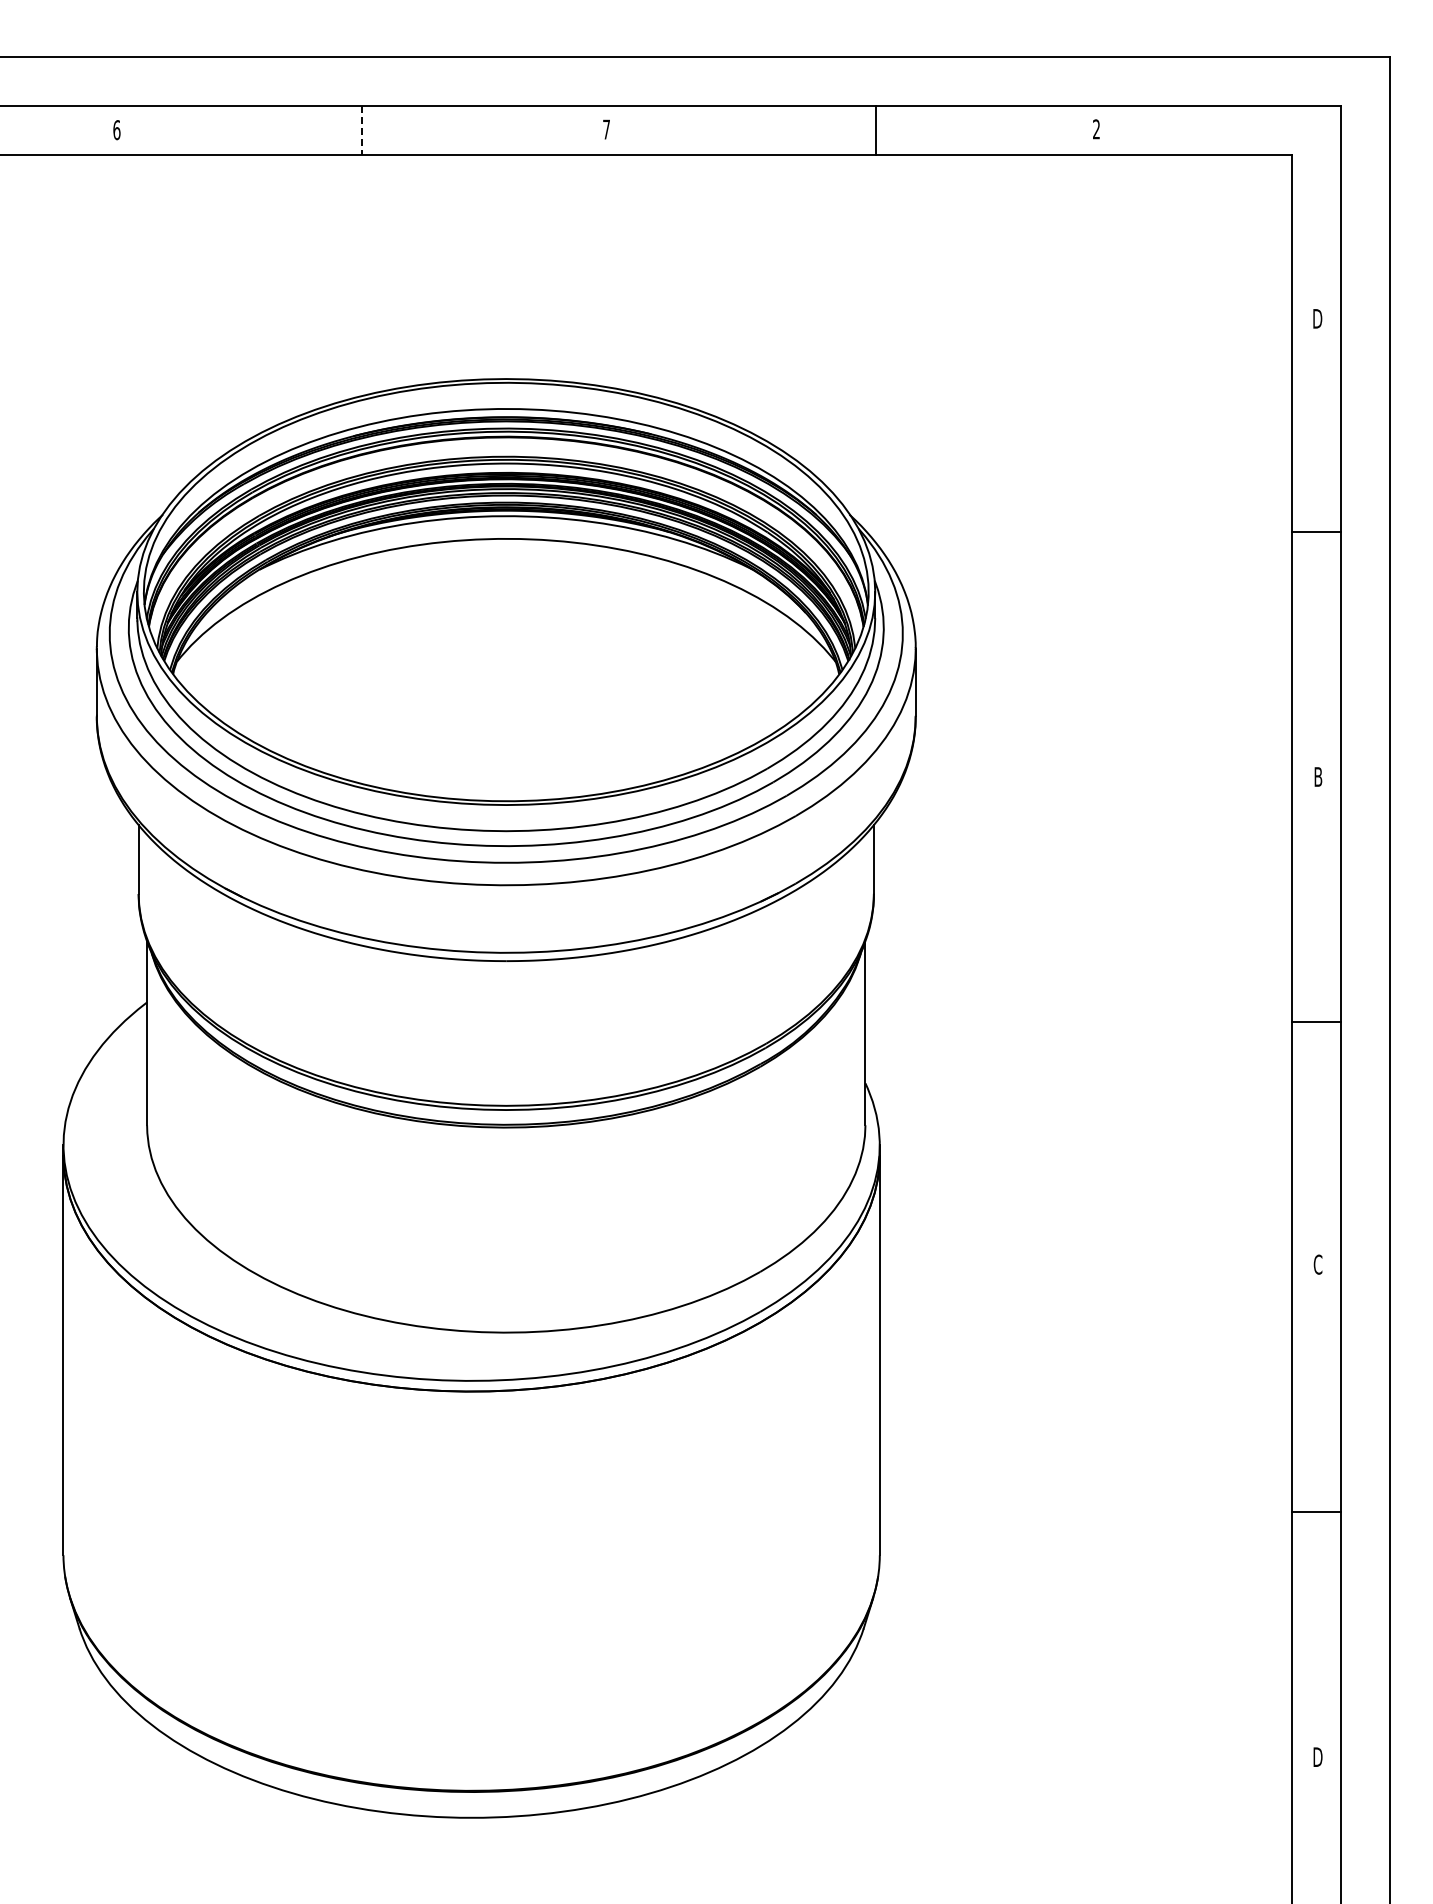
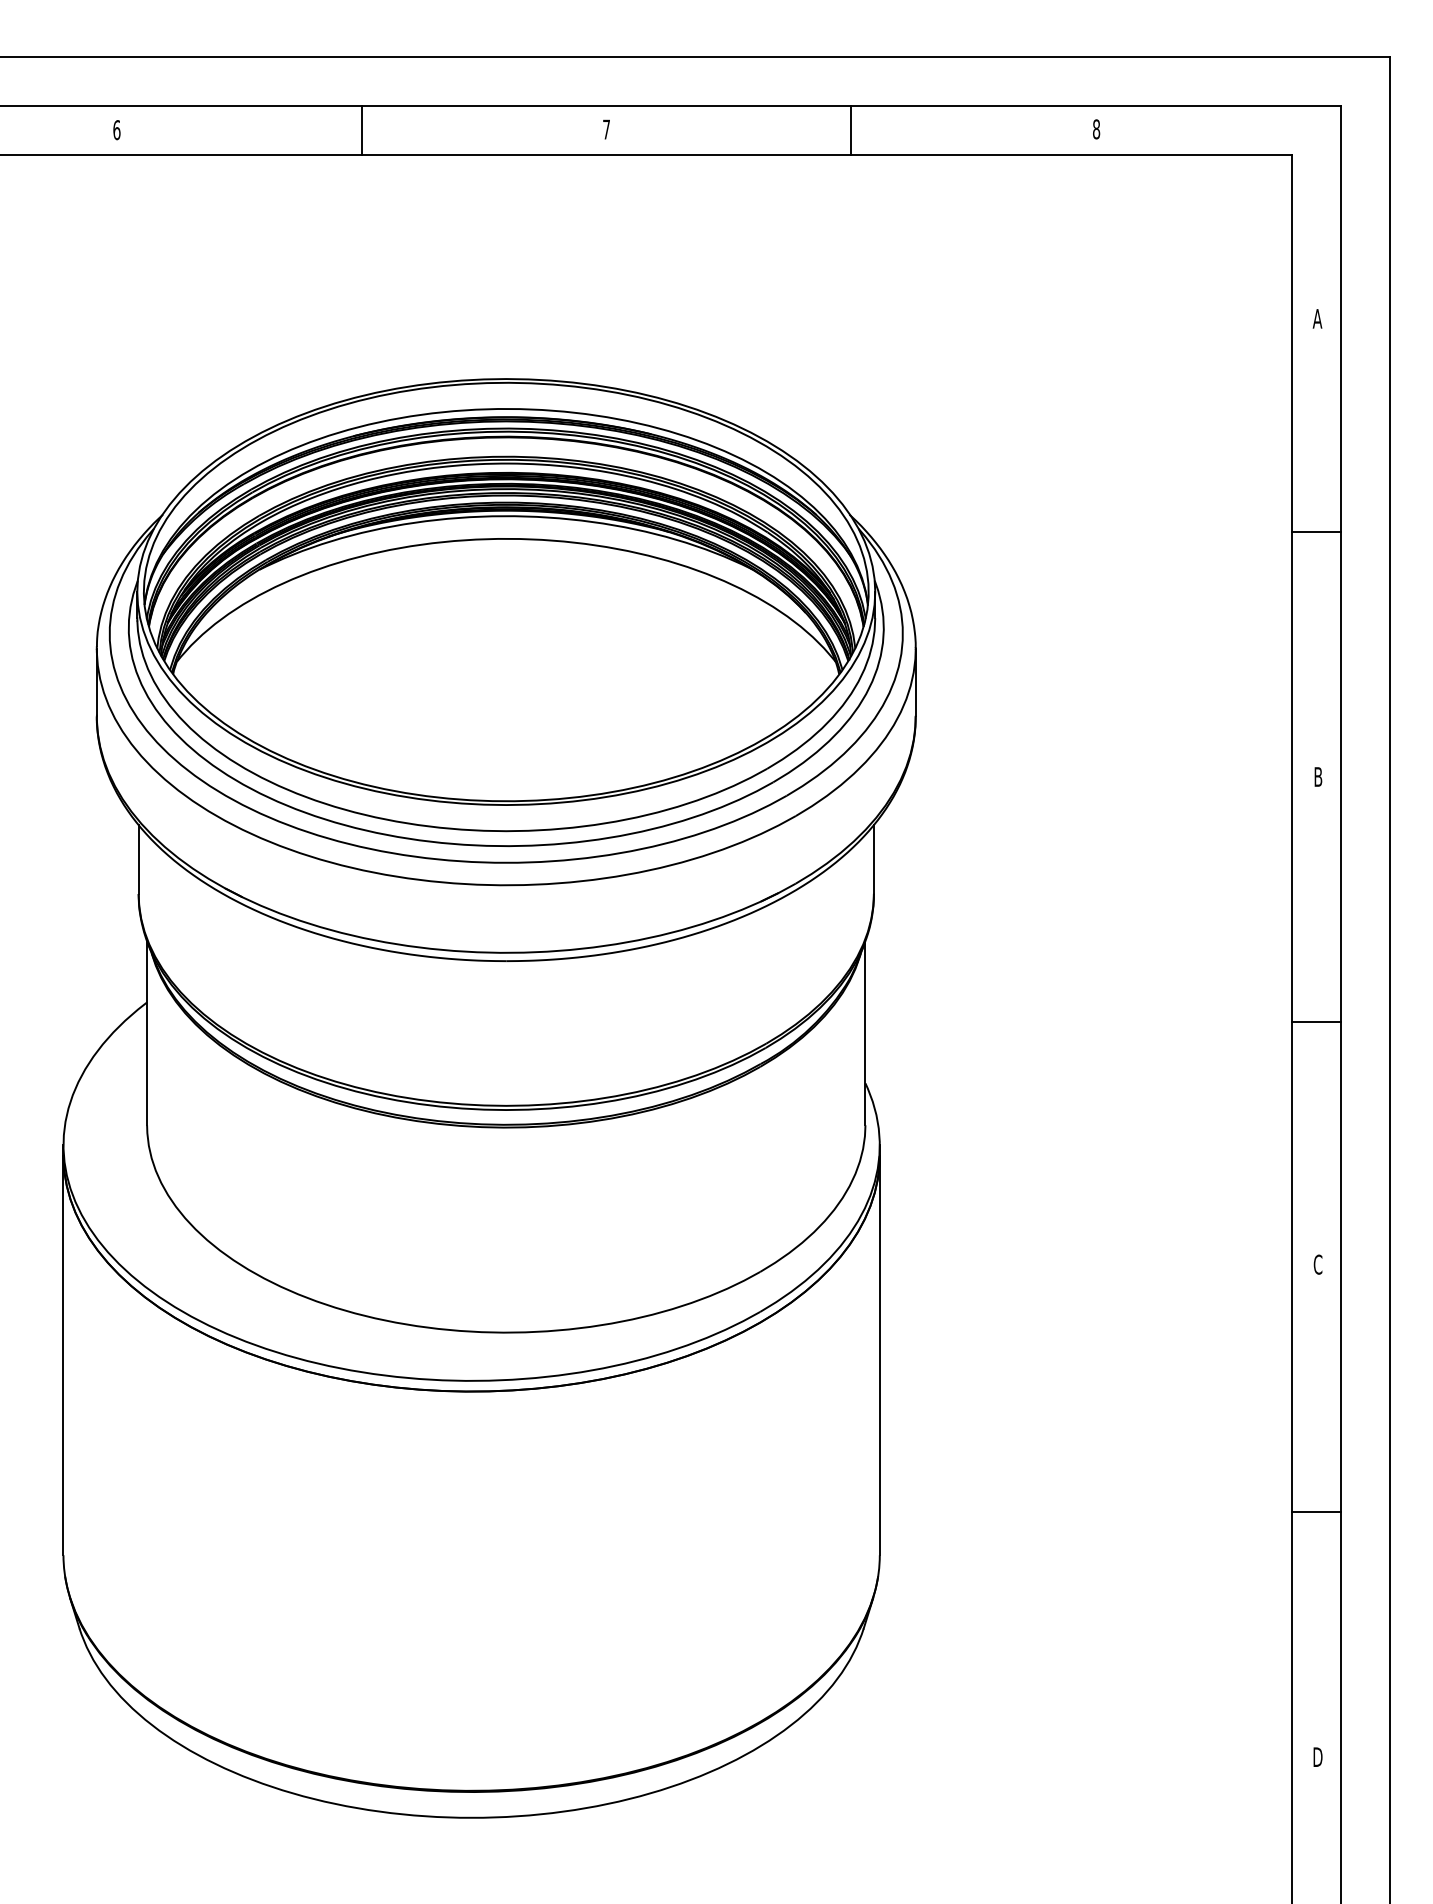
text: 2 -> 8 (1096, 129)
line position: (876, 130) -> (851, 130) (851, 130)
line: dashed -> solid (361, 131)
text: D -> A (1317, 318)
